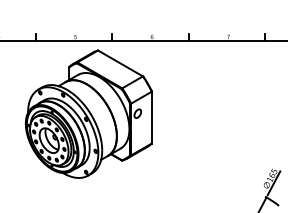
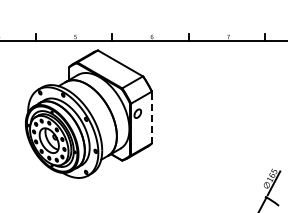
line: solid -> dashed (151, 117)
